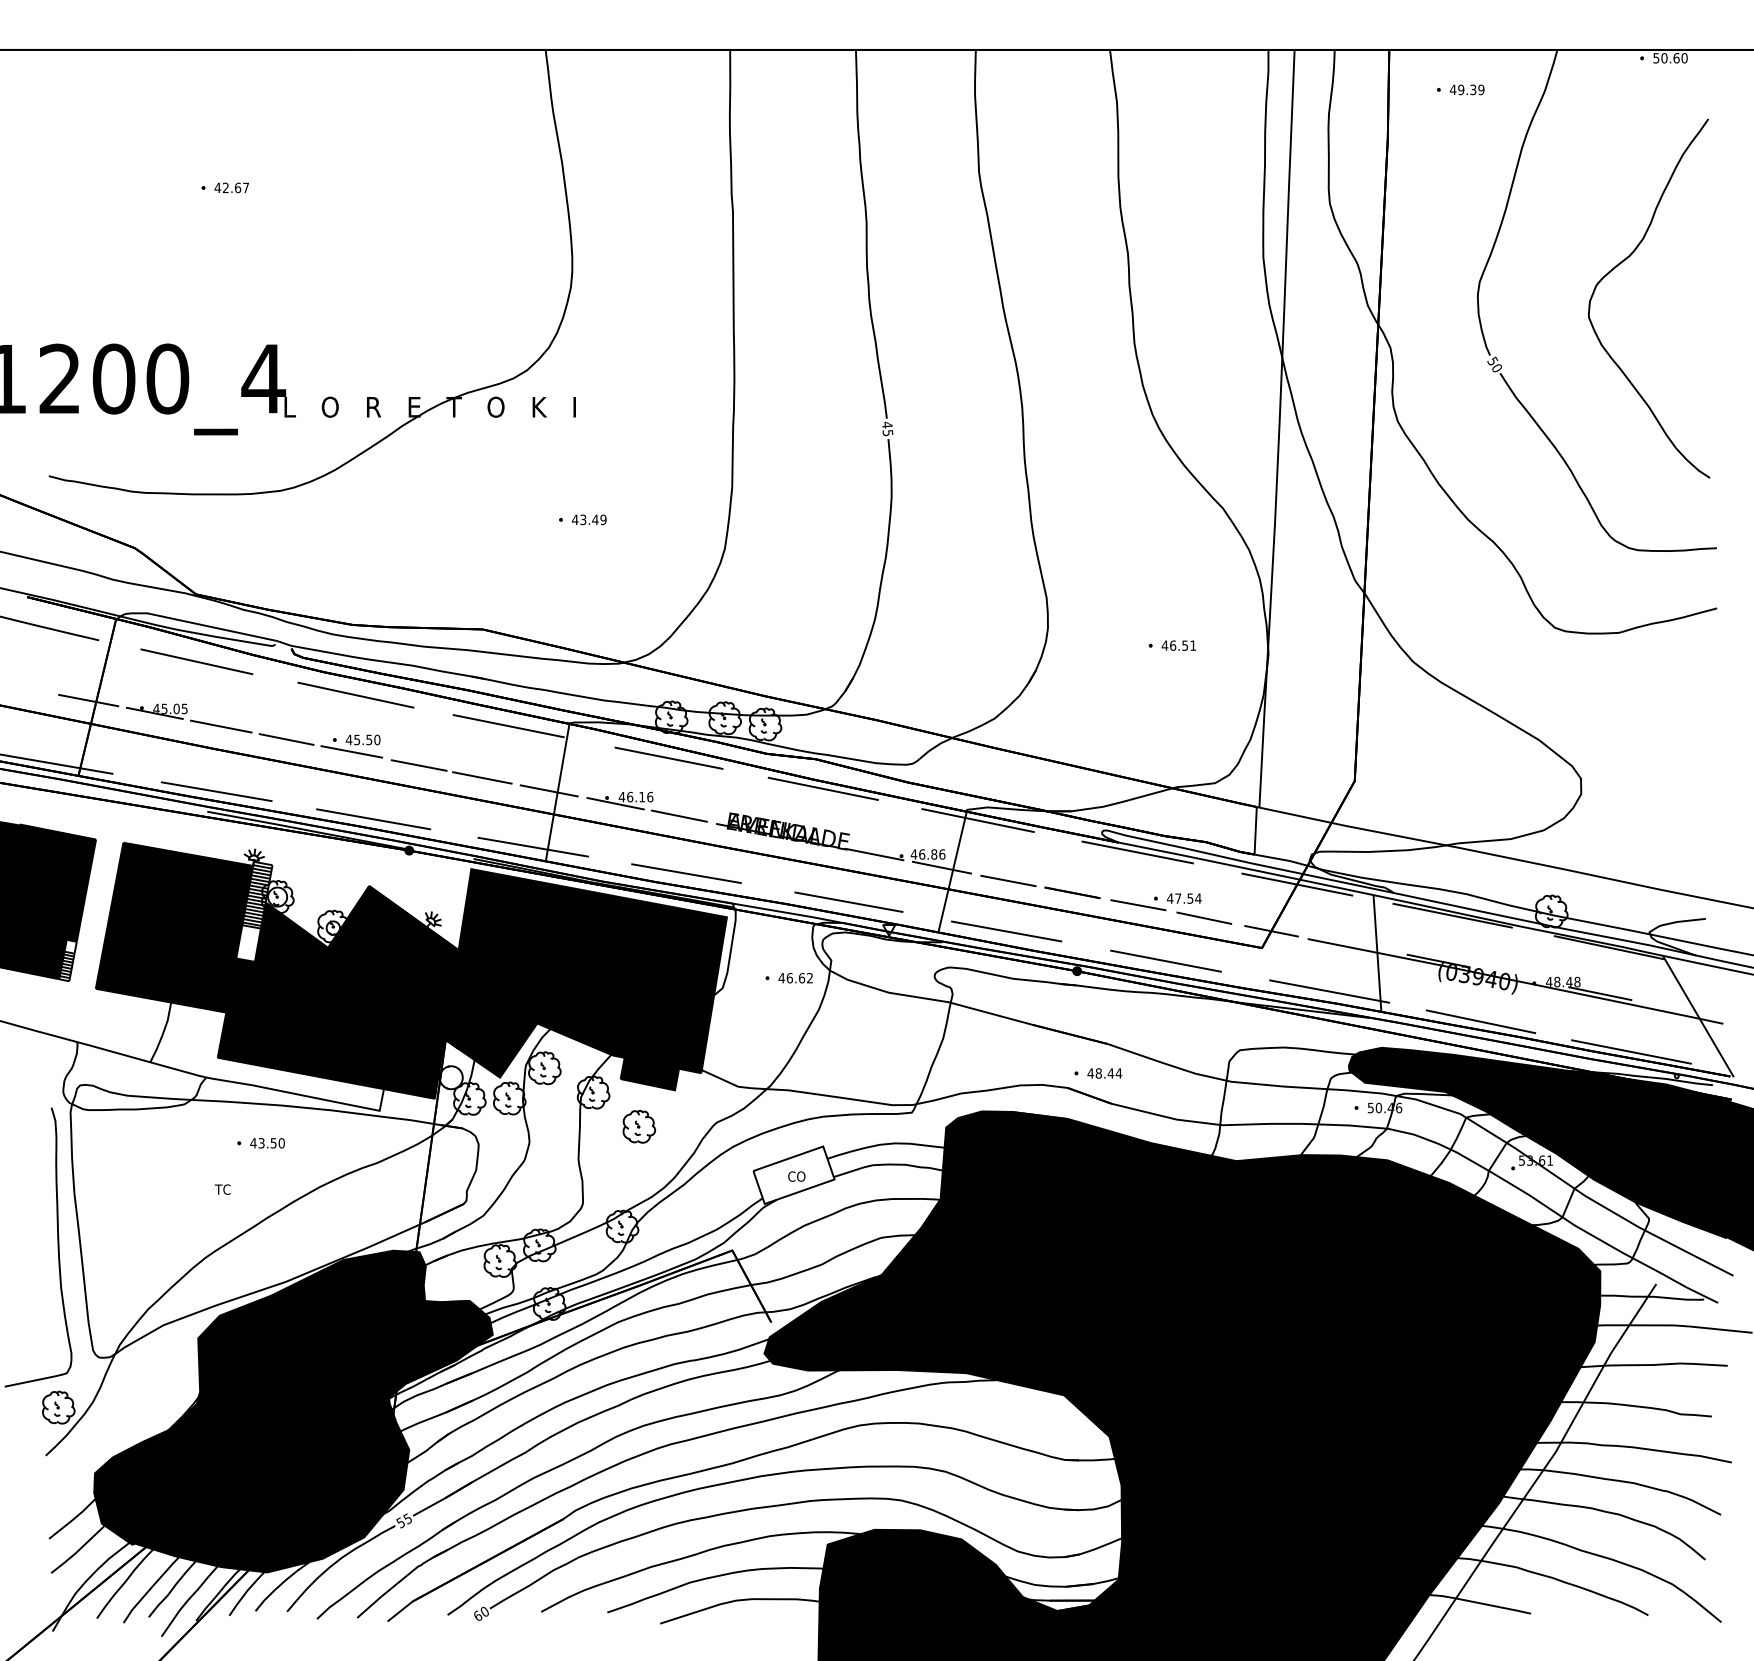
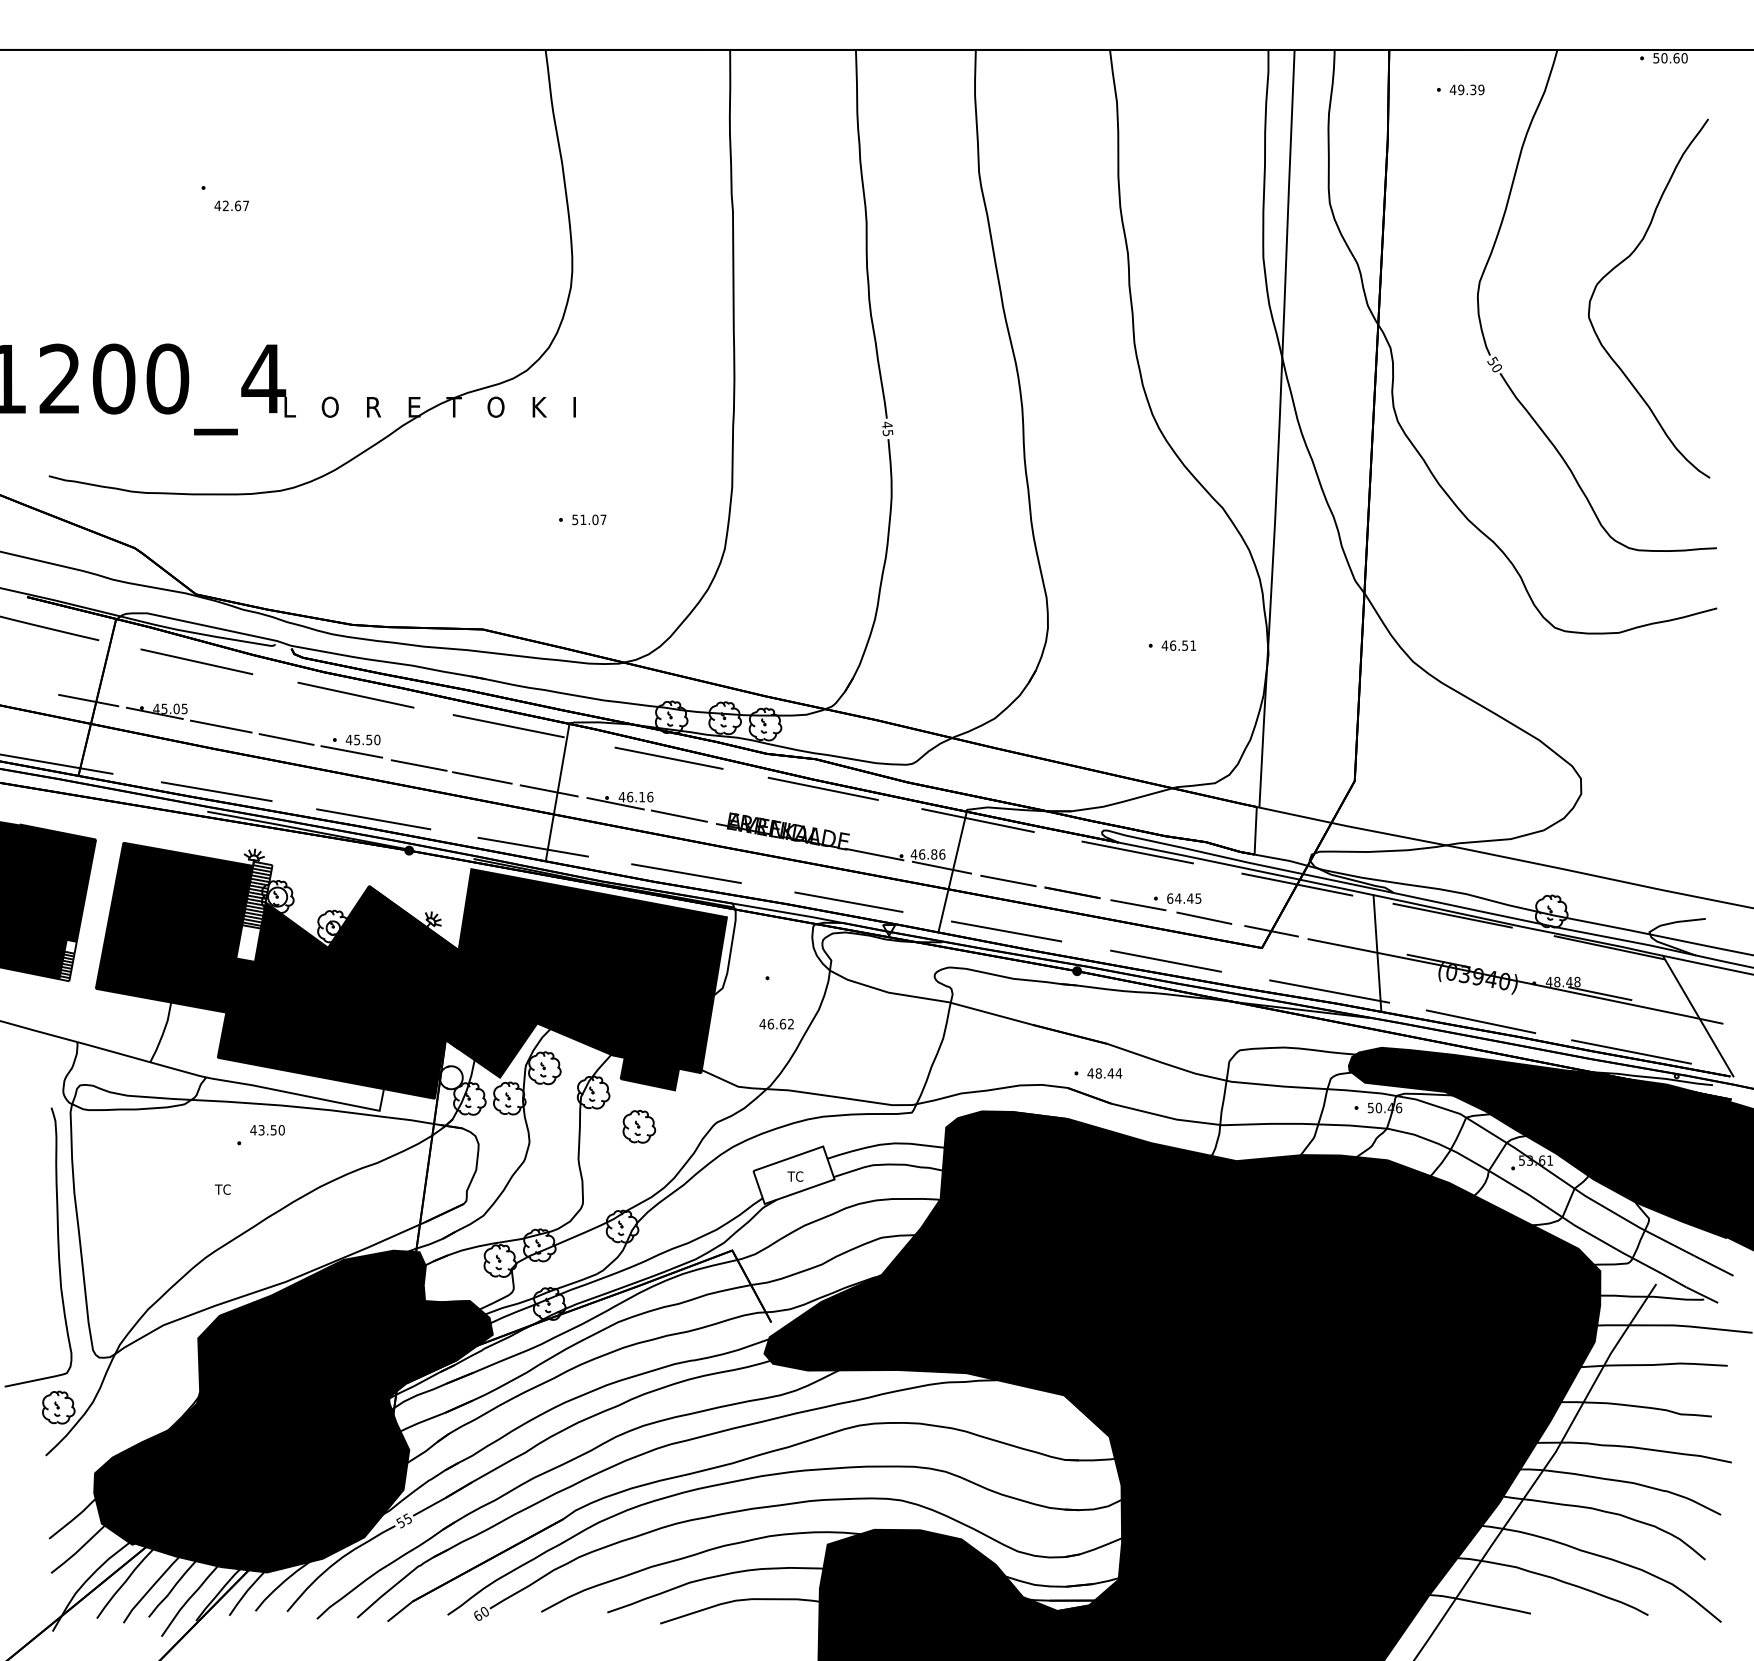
text position: (231, 187) -> (231, 205) (231, 205)
text: 43.49 -> 51.07 (589, 519)
text: 47.54 -> 64.45 (1183, 898)
text position: (795, 978) -> (776, 1024) (776, 1024)
text position: (267, 1143) -> (267, 1130) (267, 1130)
text: CO -> TC (796, 1176)
